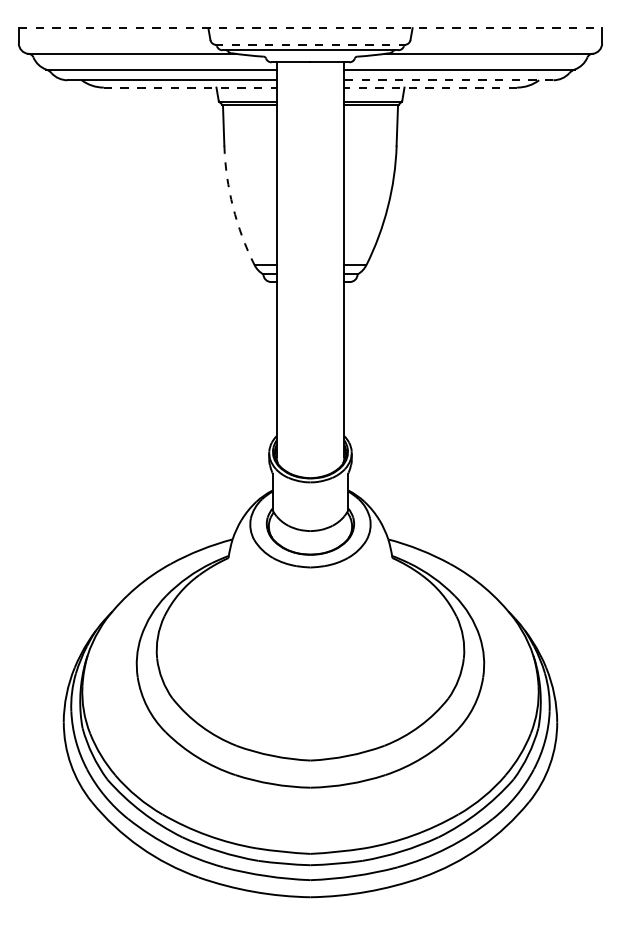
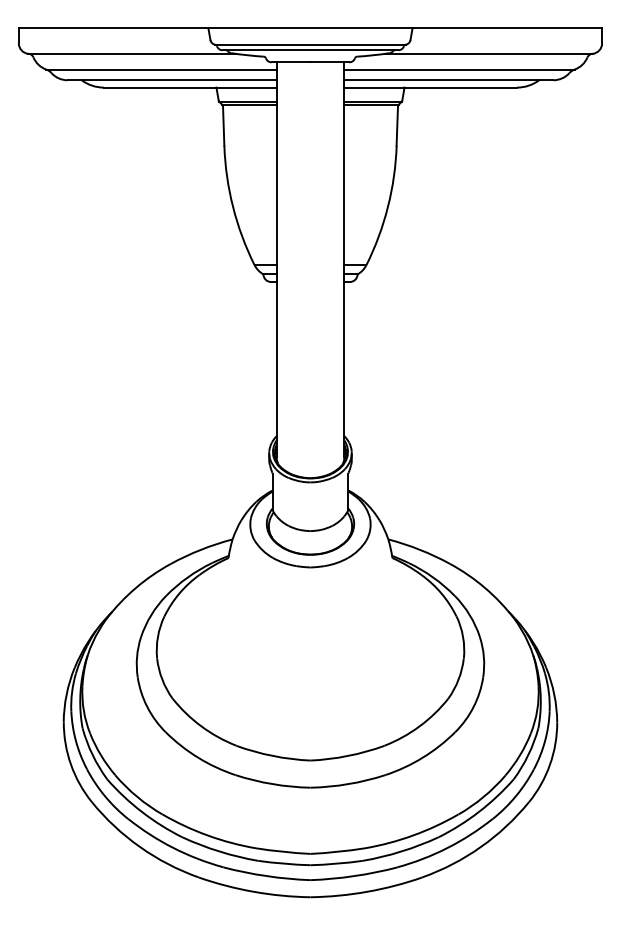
line: dashed -> solid (310, 28)
line: dashed -> solid (310, 44)
line: dashed -> solid (448, 80)
line: dashed -> solid (190, 87)
line: dashed -> solid (430, 87)
arc: dashed -> solid (233, 207)
